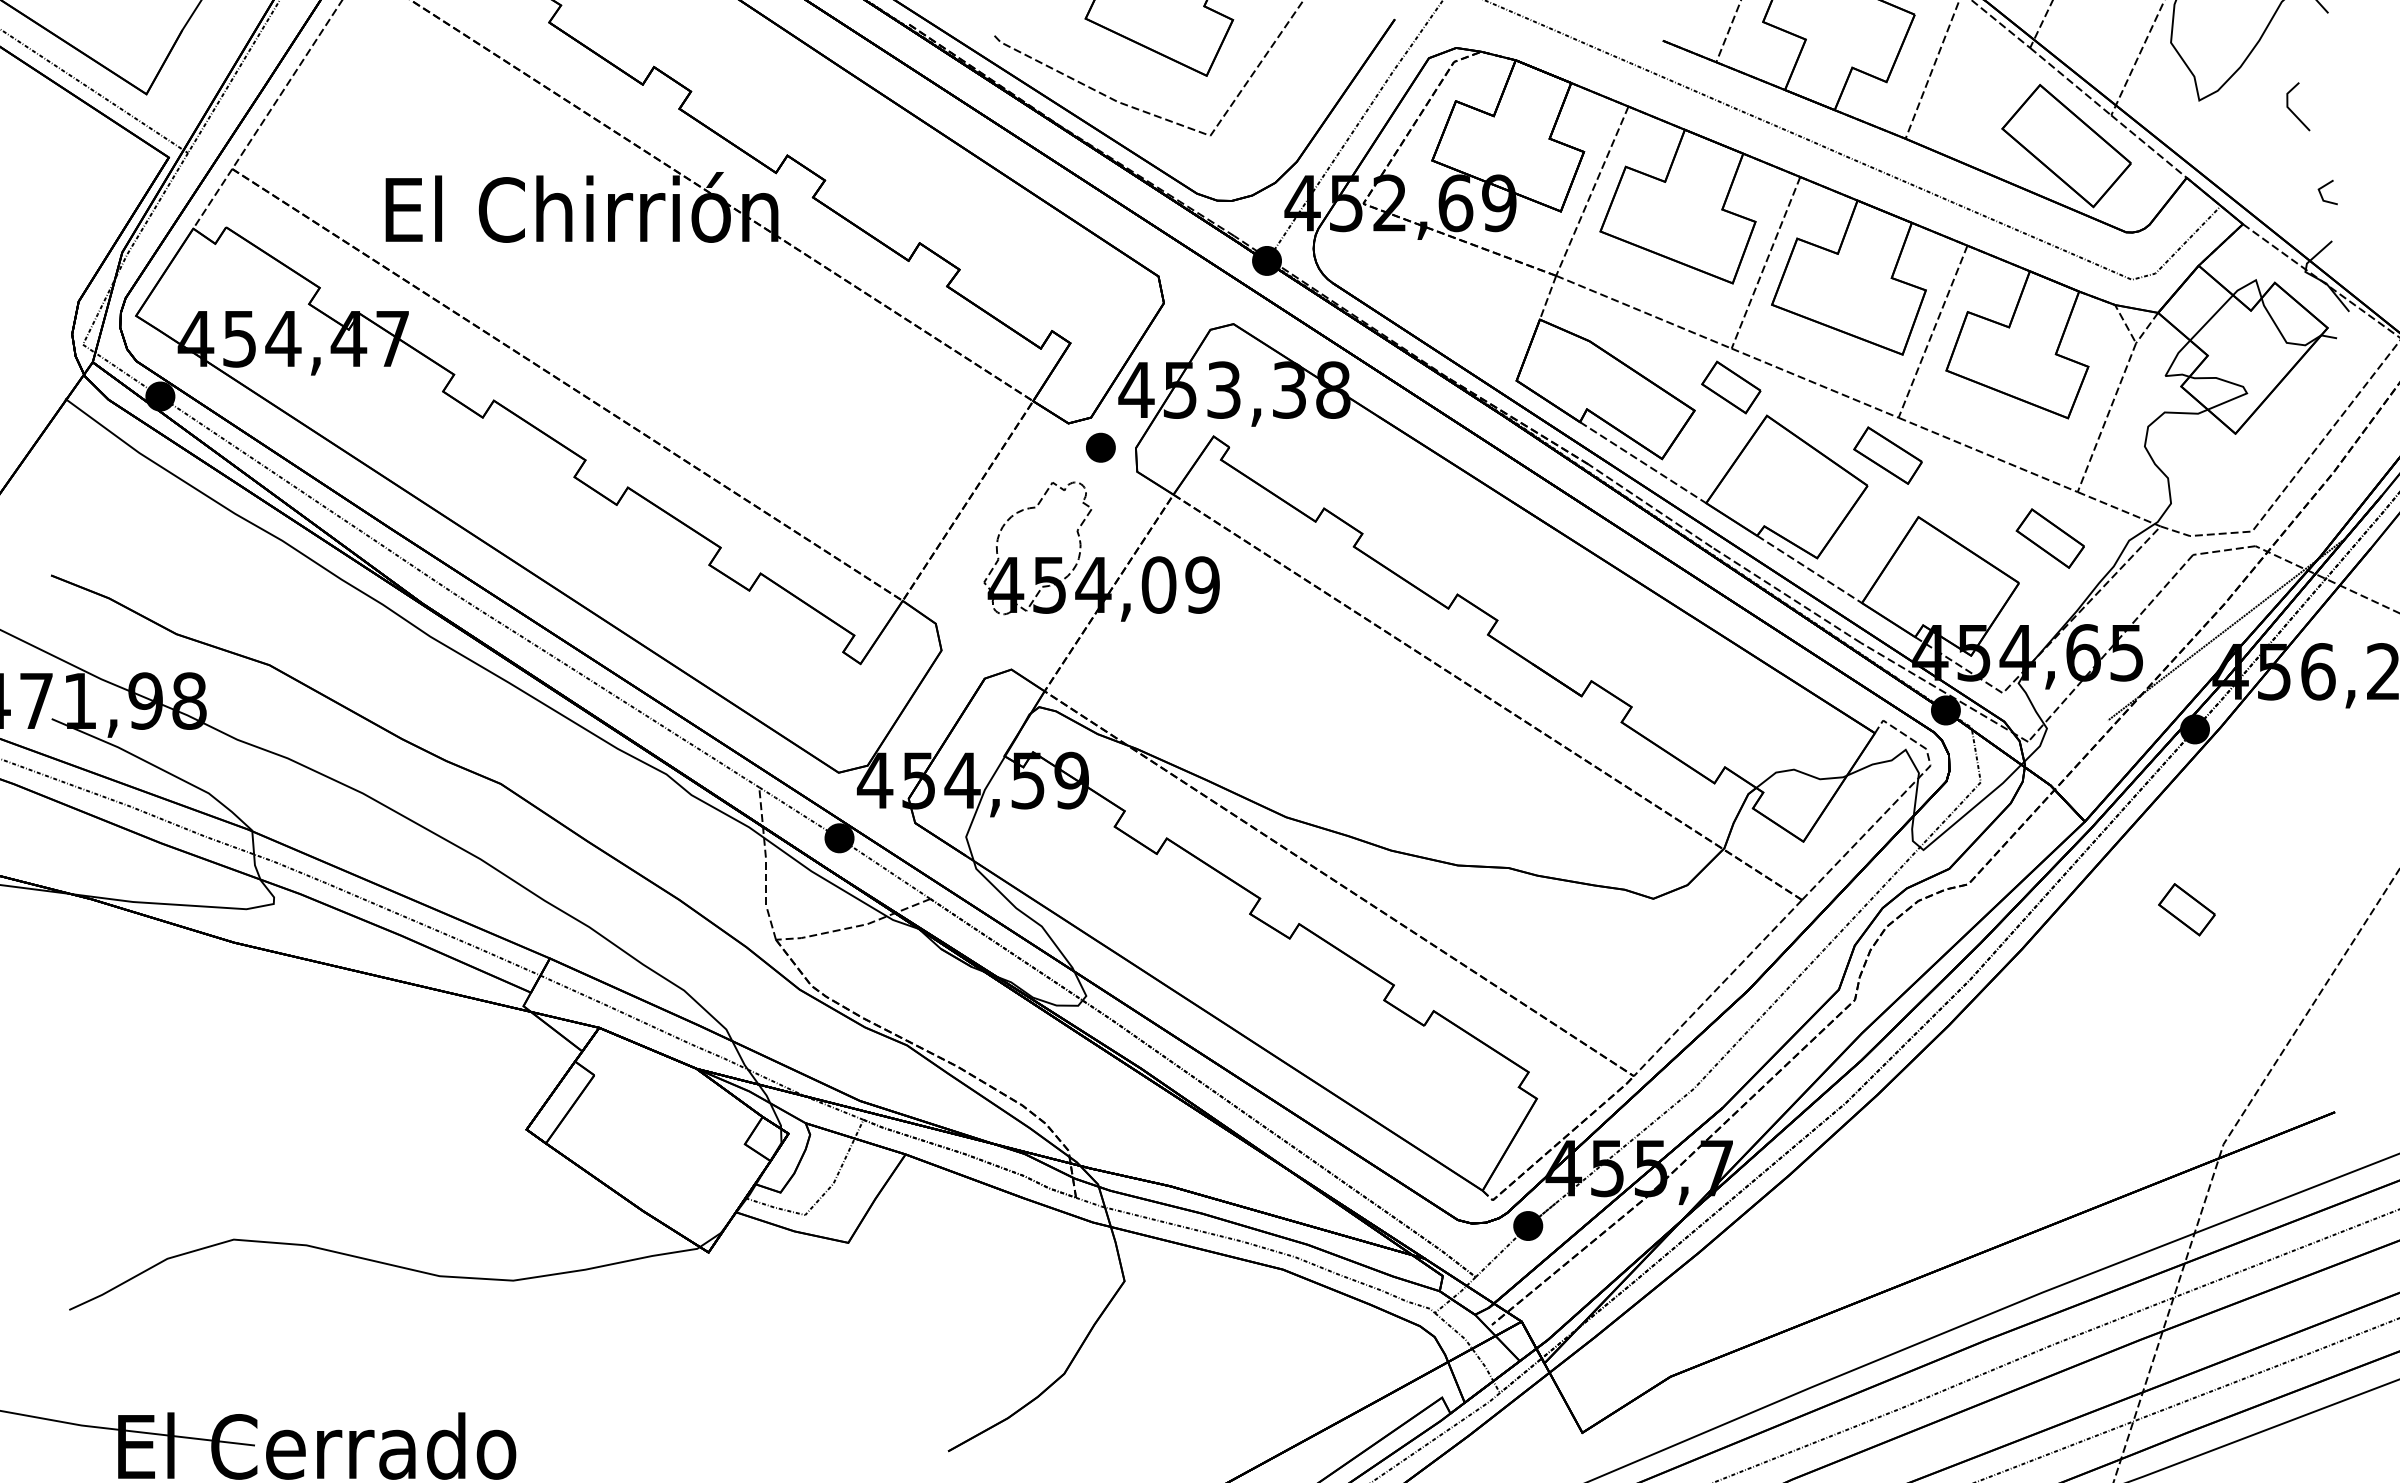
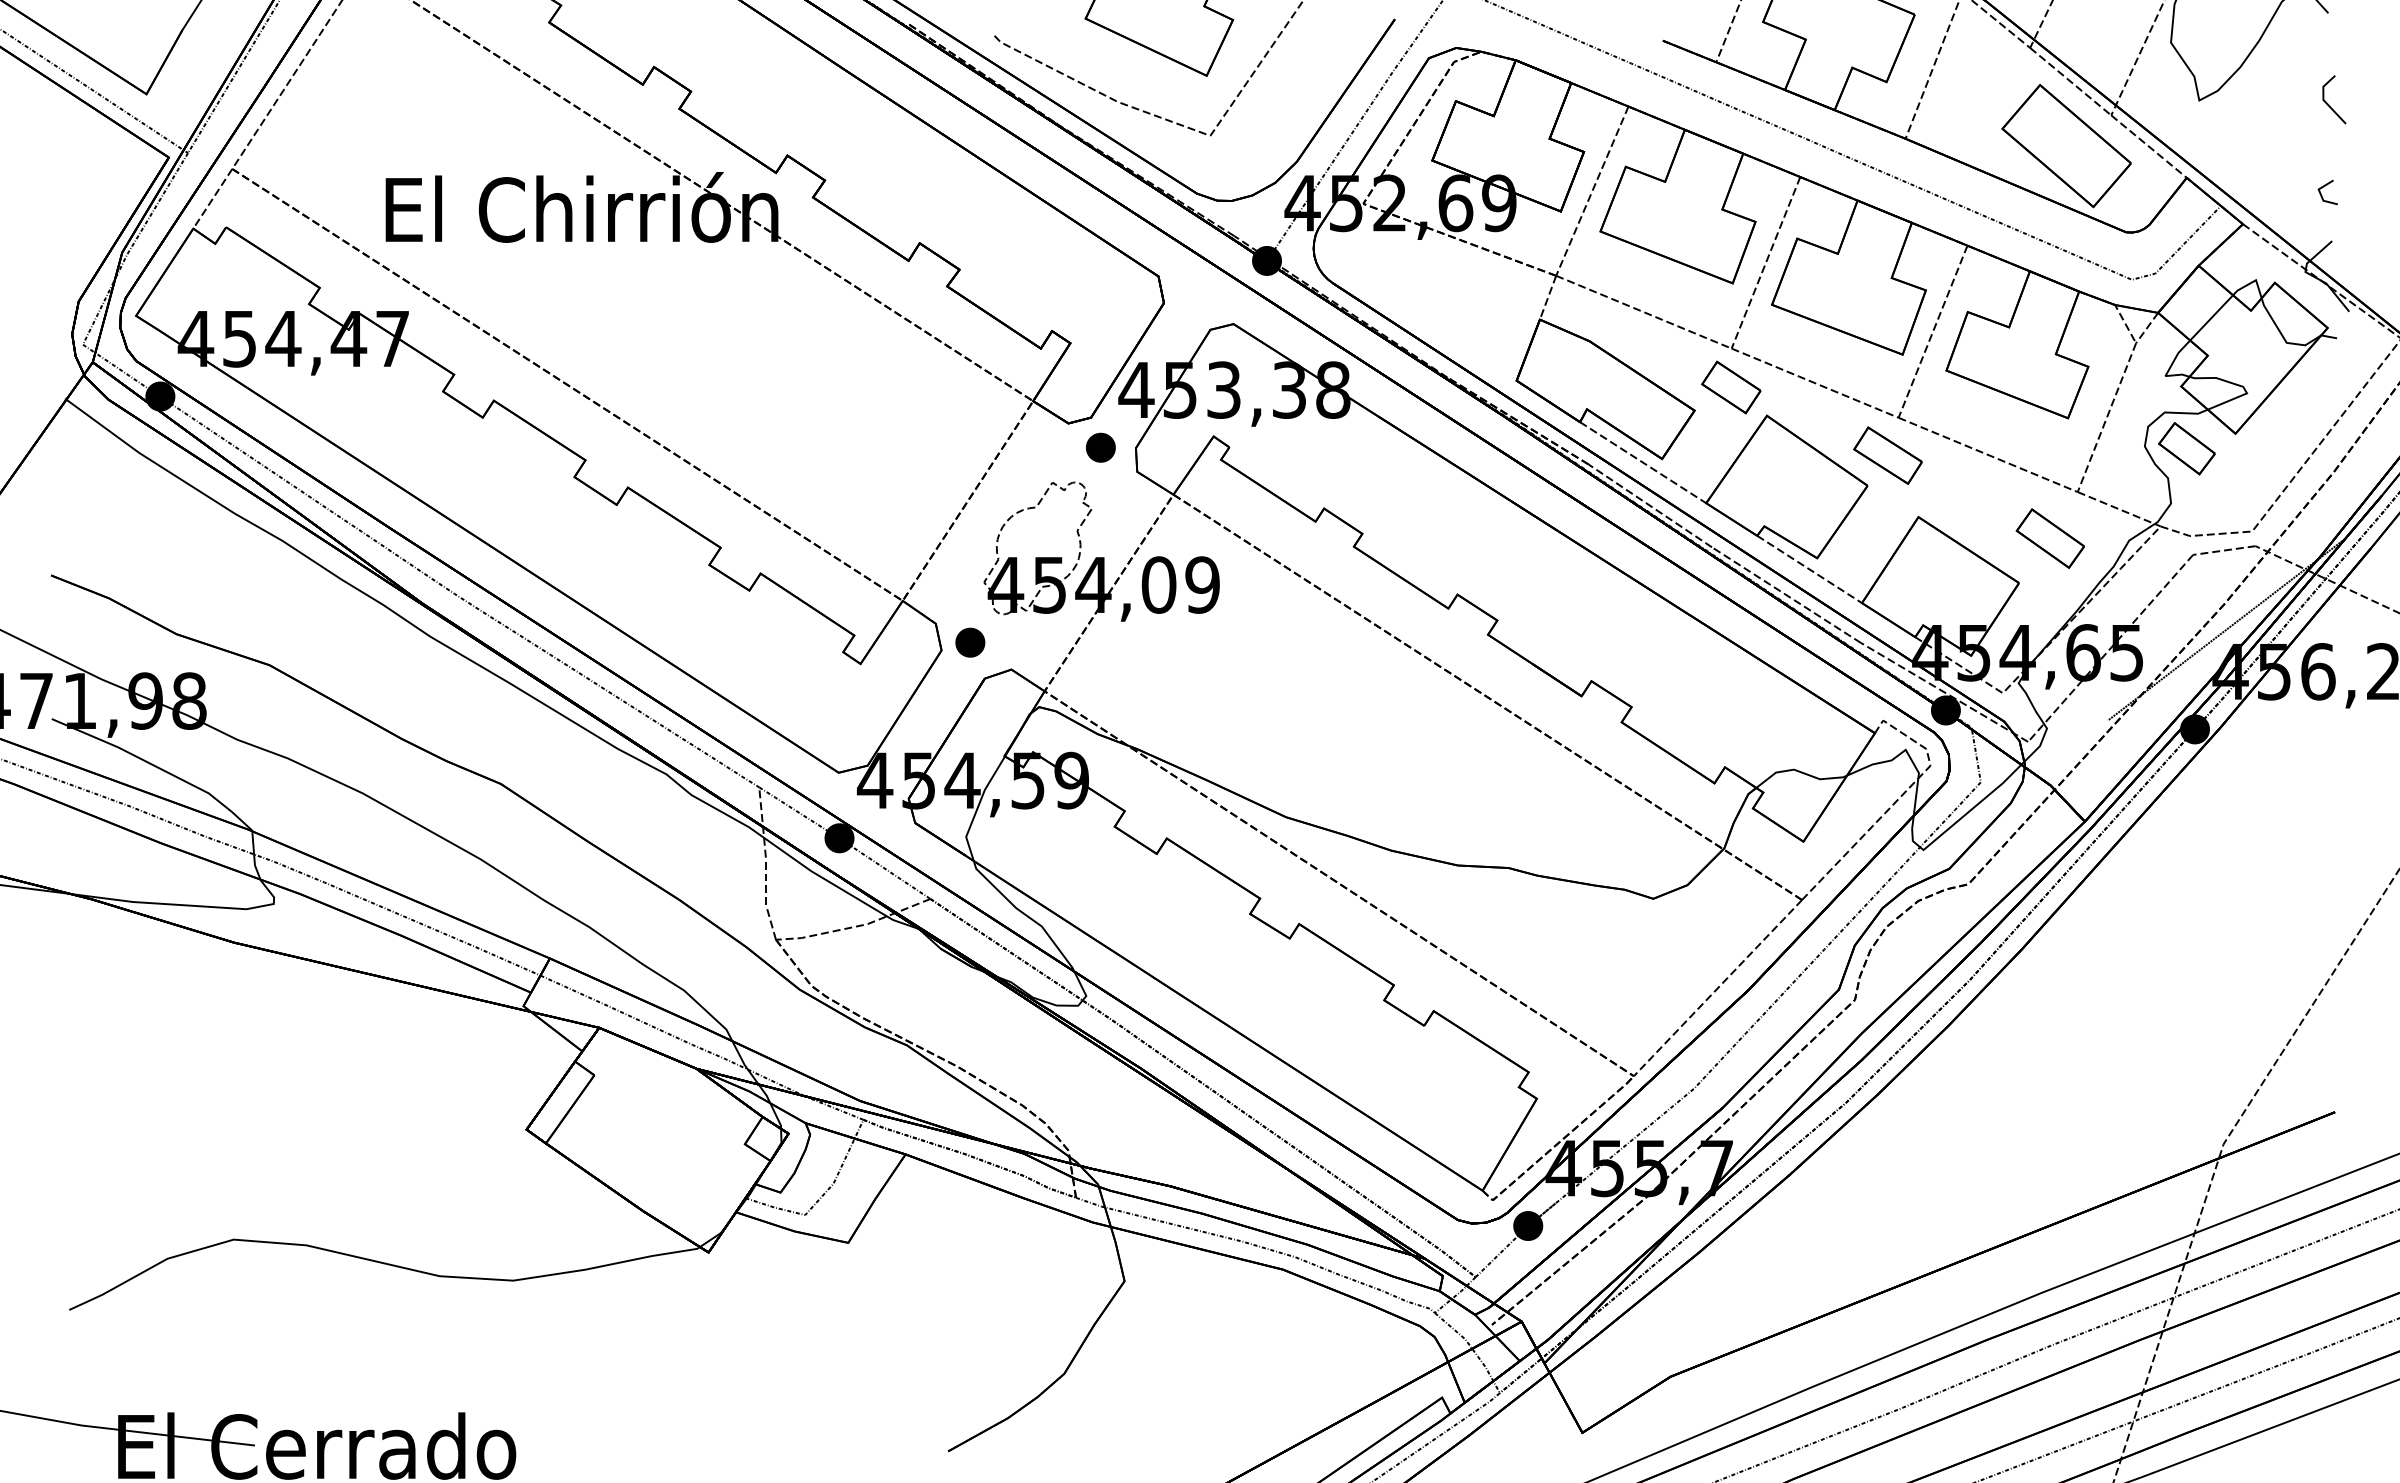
line position: (2293, 111) -> (2329, 104) (2329, 104)
part: none -> present (970, 642)
part position: (2186, 909) -> (2186, 448) (2186, 448)
